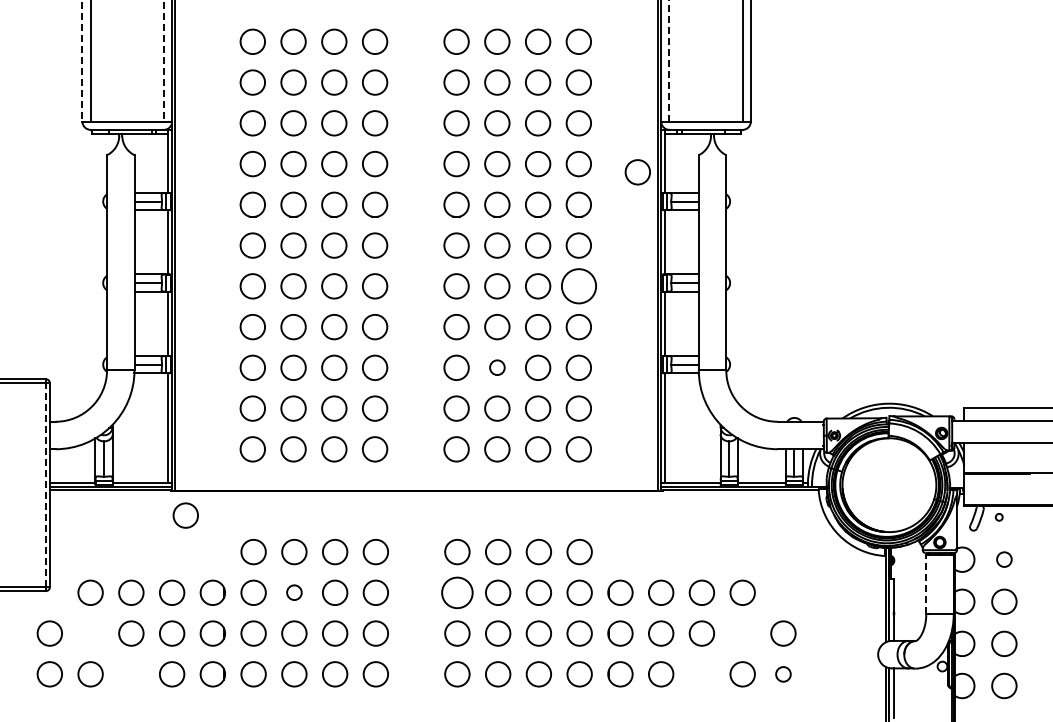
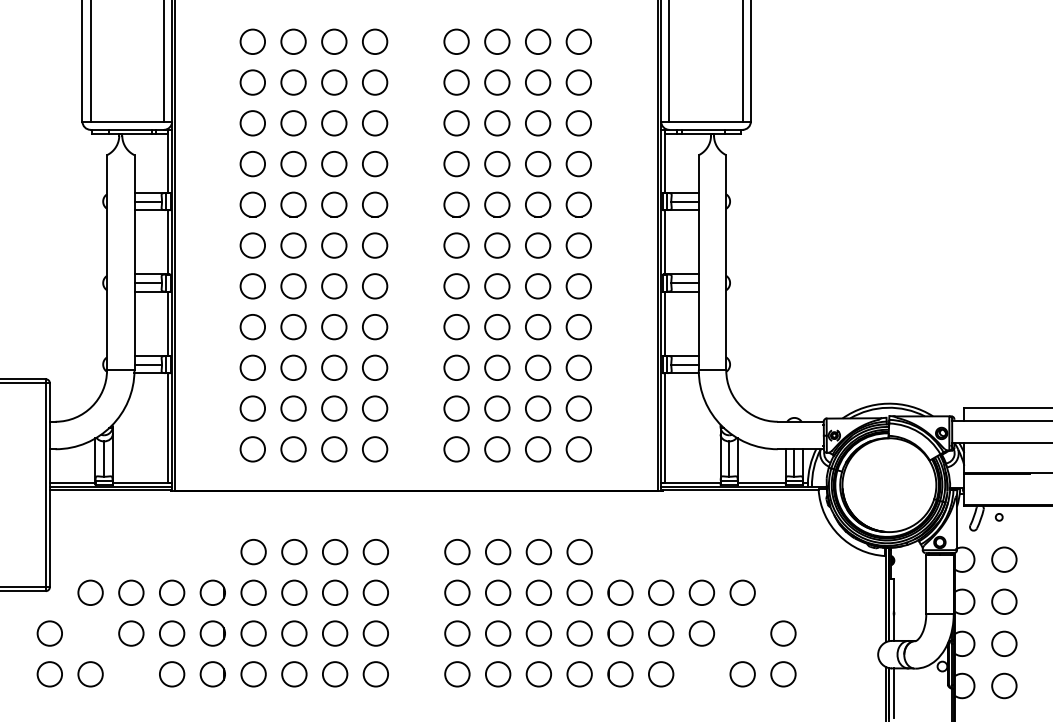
line: dashed -> solid (669, 60)
line: dashed -> solid (82, 61)
line: dashed -> solid (163, 61)
circle: present -> none (637, 172)
circle size: 36x37 px -> 27x27 px (578, 286)
circle size: 17x17 px -> 27x27 px (497, 367)
line: dashed -> solid (45, 485)
circle: present -> none (185, 515)
circle size: 17x17 px -> 27x27 px (1004, 559)
line: dashed -> solid (926, 584)
circle size: 17x17 px -> 27x27 px (294, 592)
circle size: 33x34 px -> 27x27 px (457, 592)
circle size: 17x17 px -> 27x27 px (783, 674)
